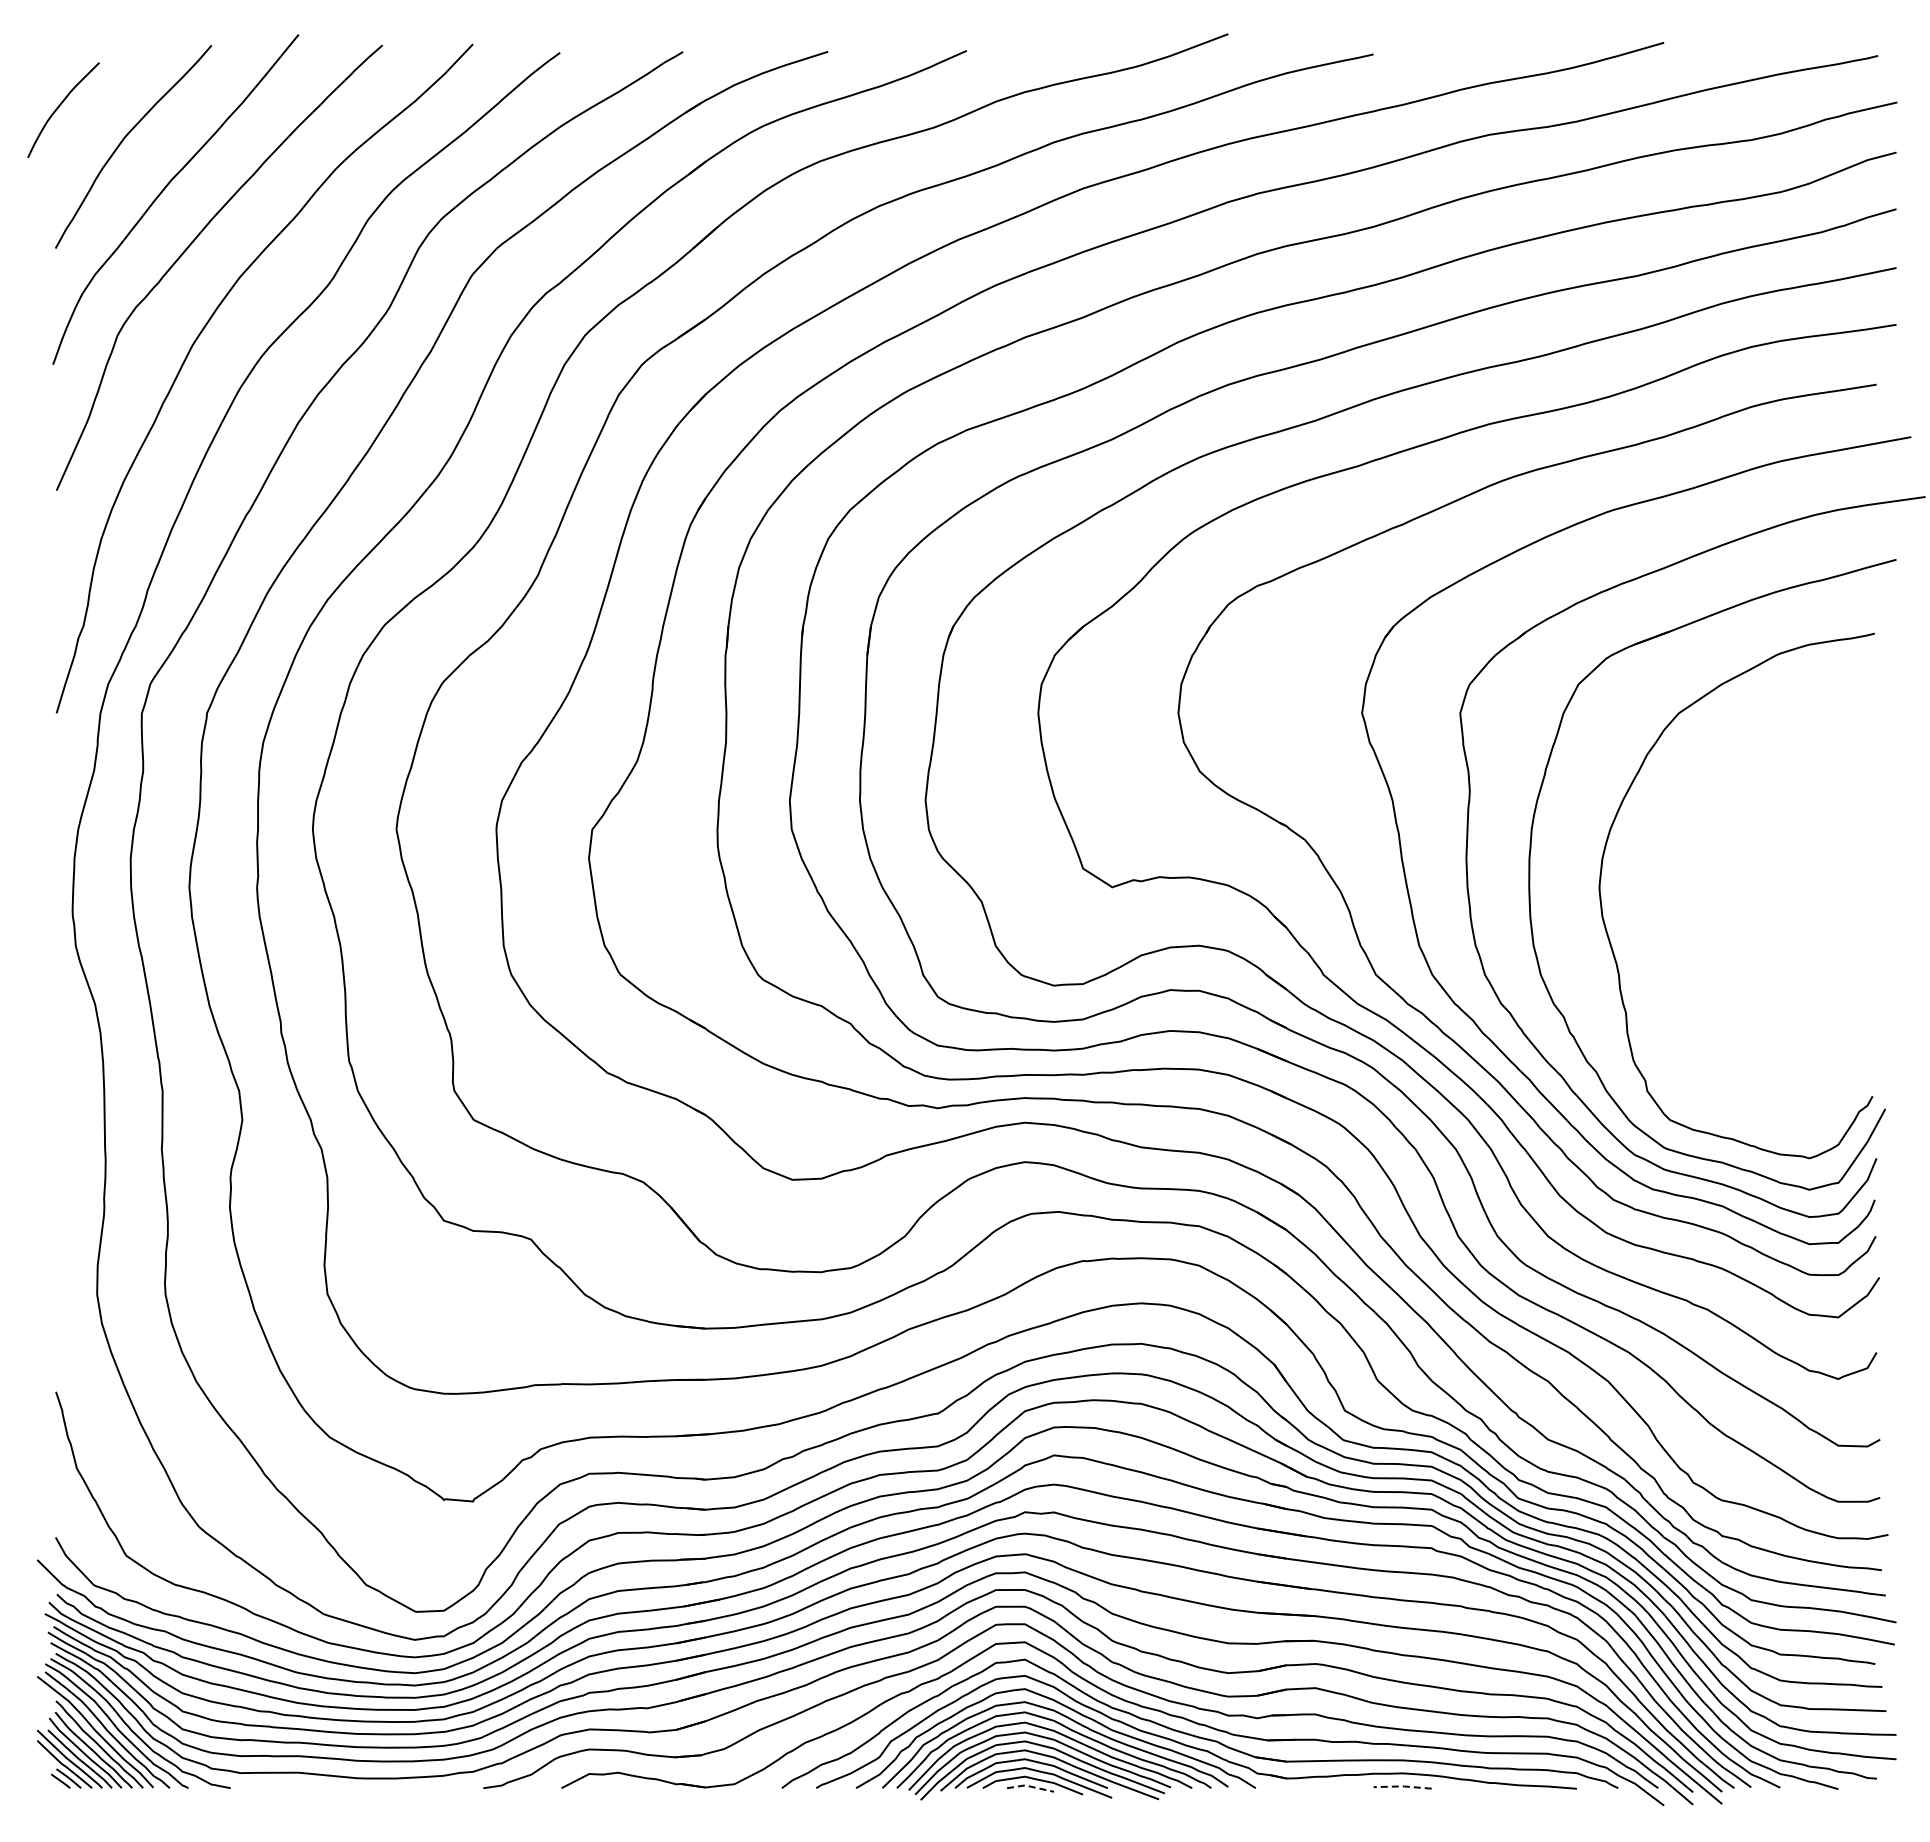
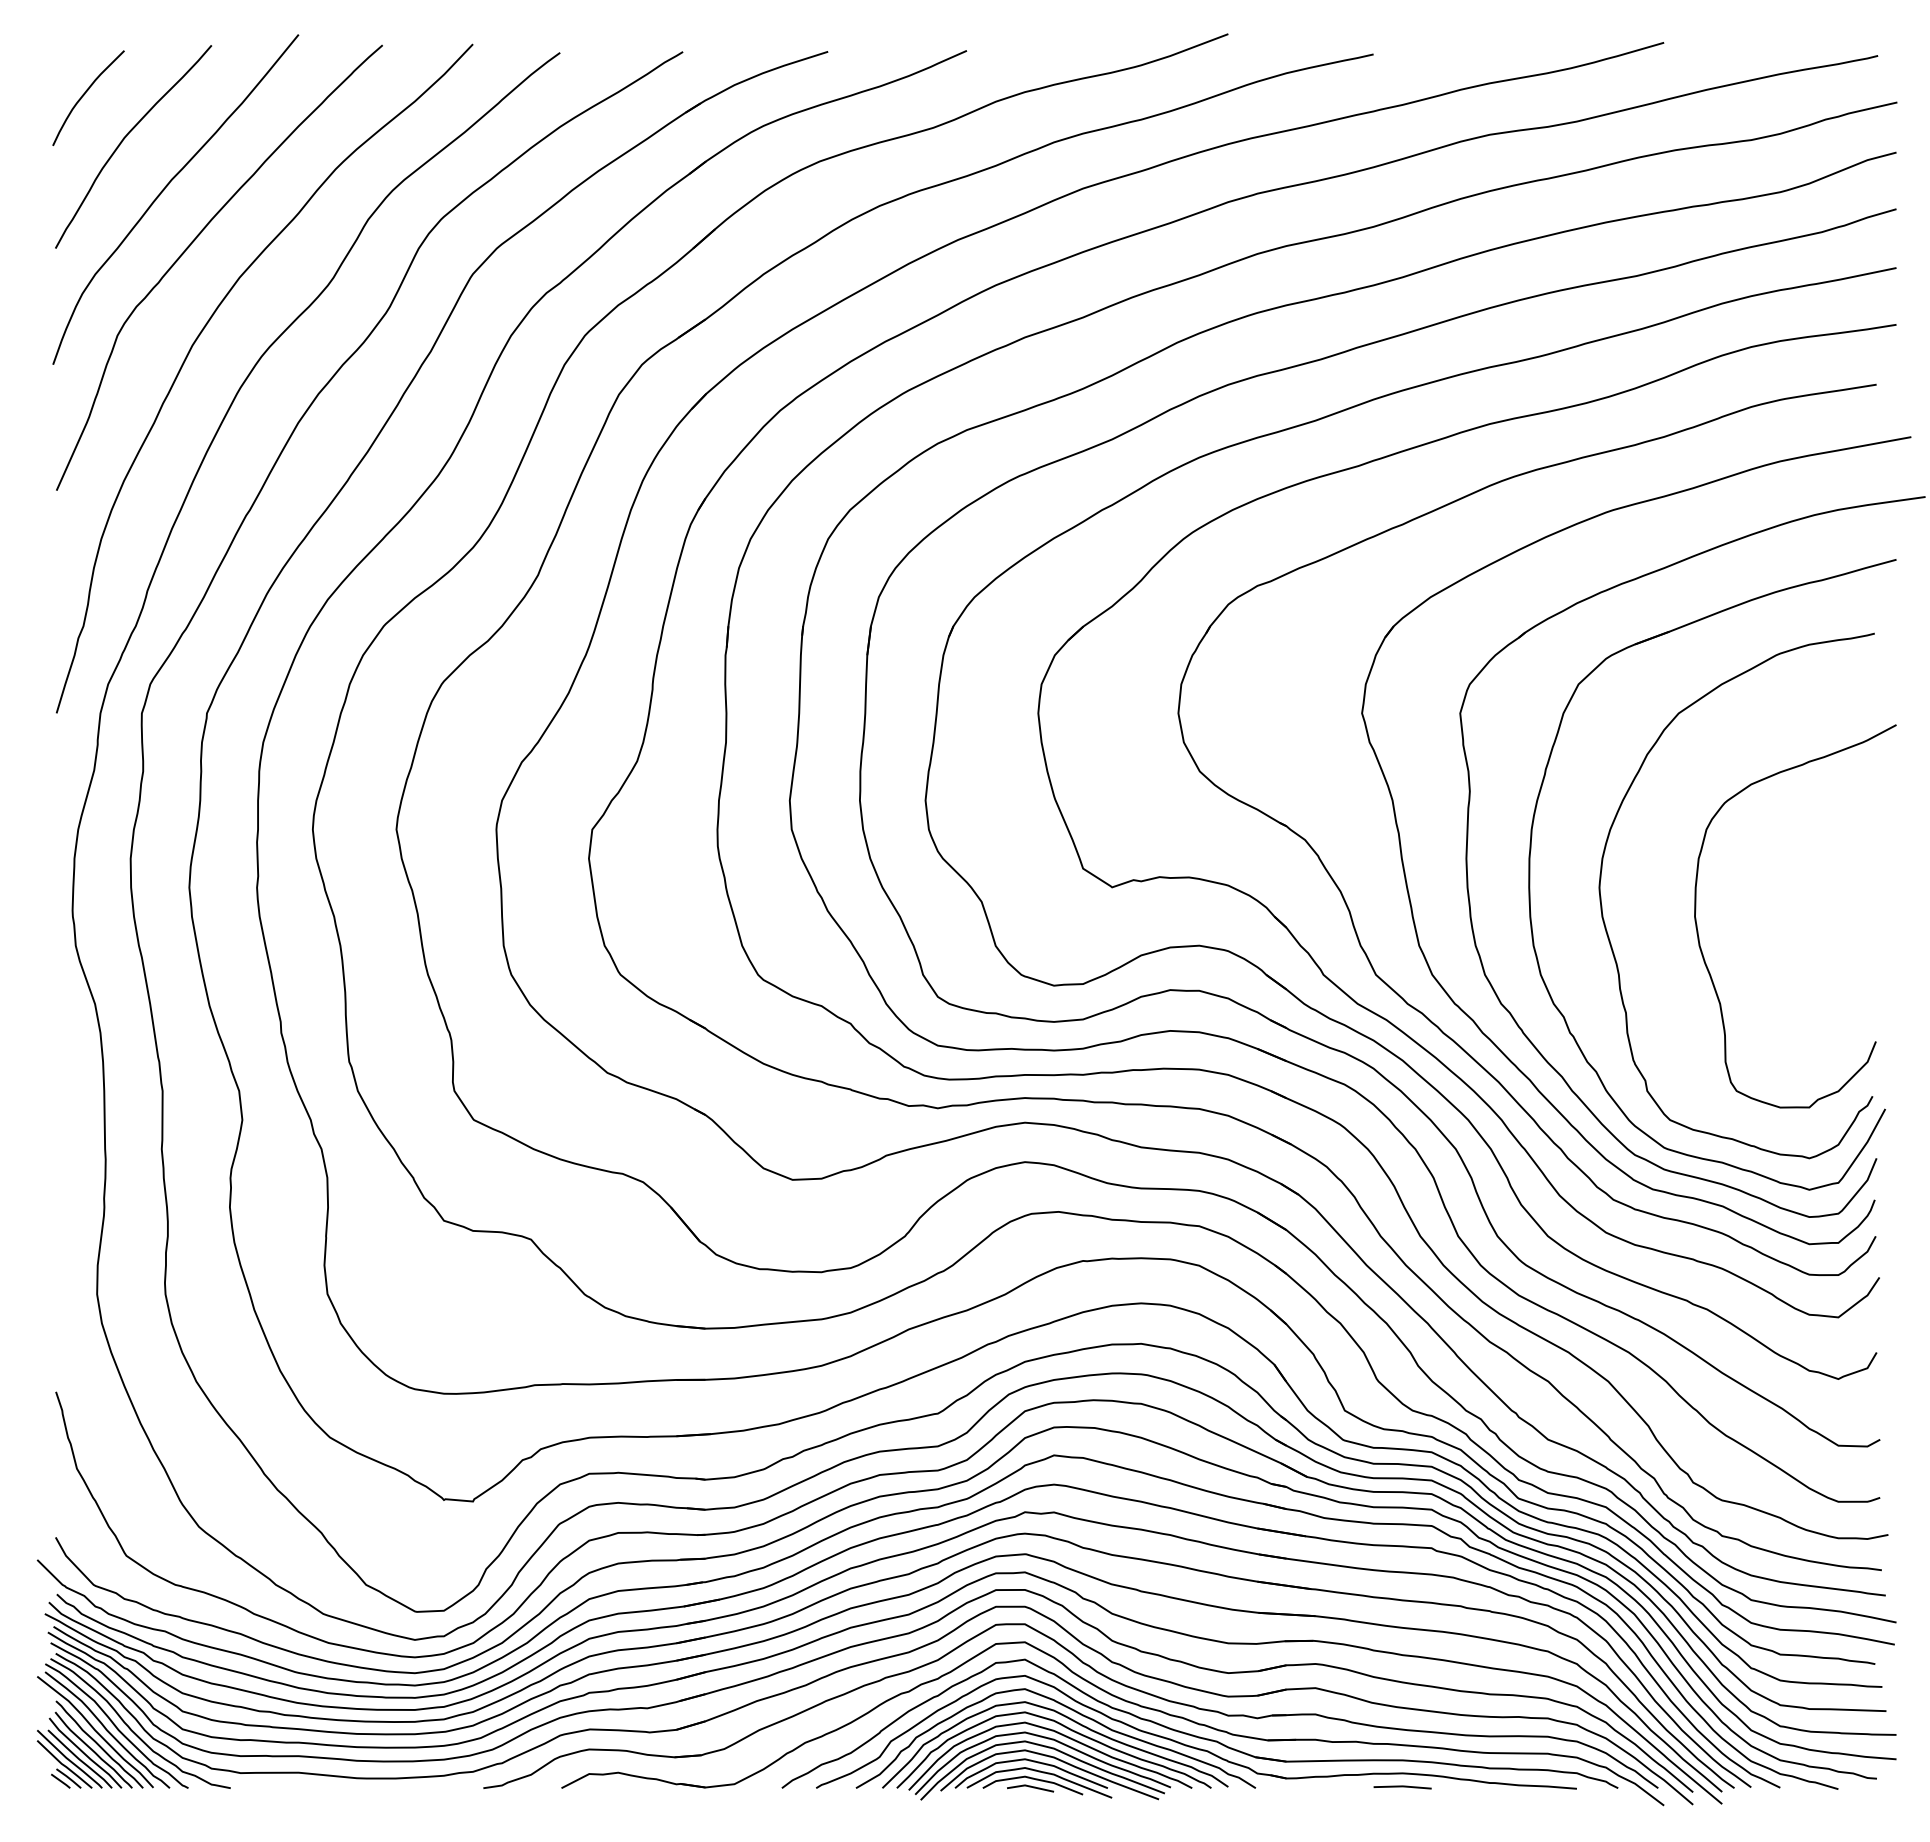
curve position: (60, 106) -> (85, 94) (85, 94)
curve: none -> present (1698, 930)
line: dashed -> solid (1029, 1786)
line: dashed -> solid (1402, 1786)
